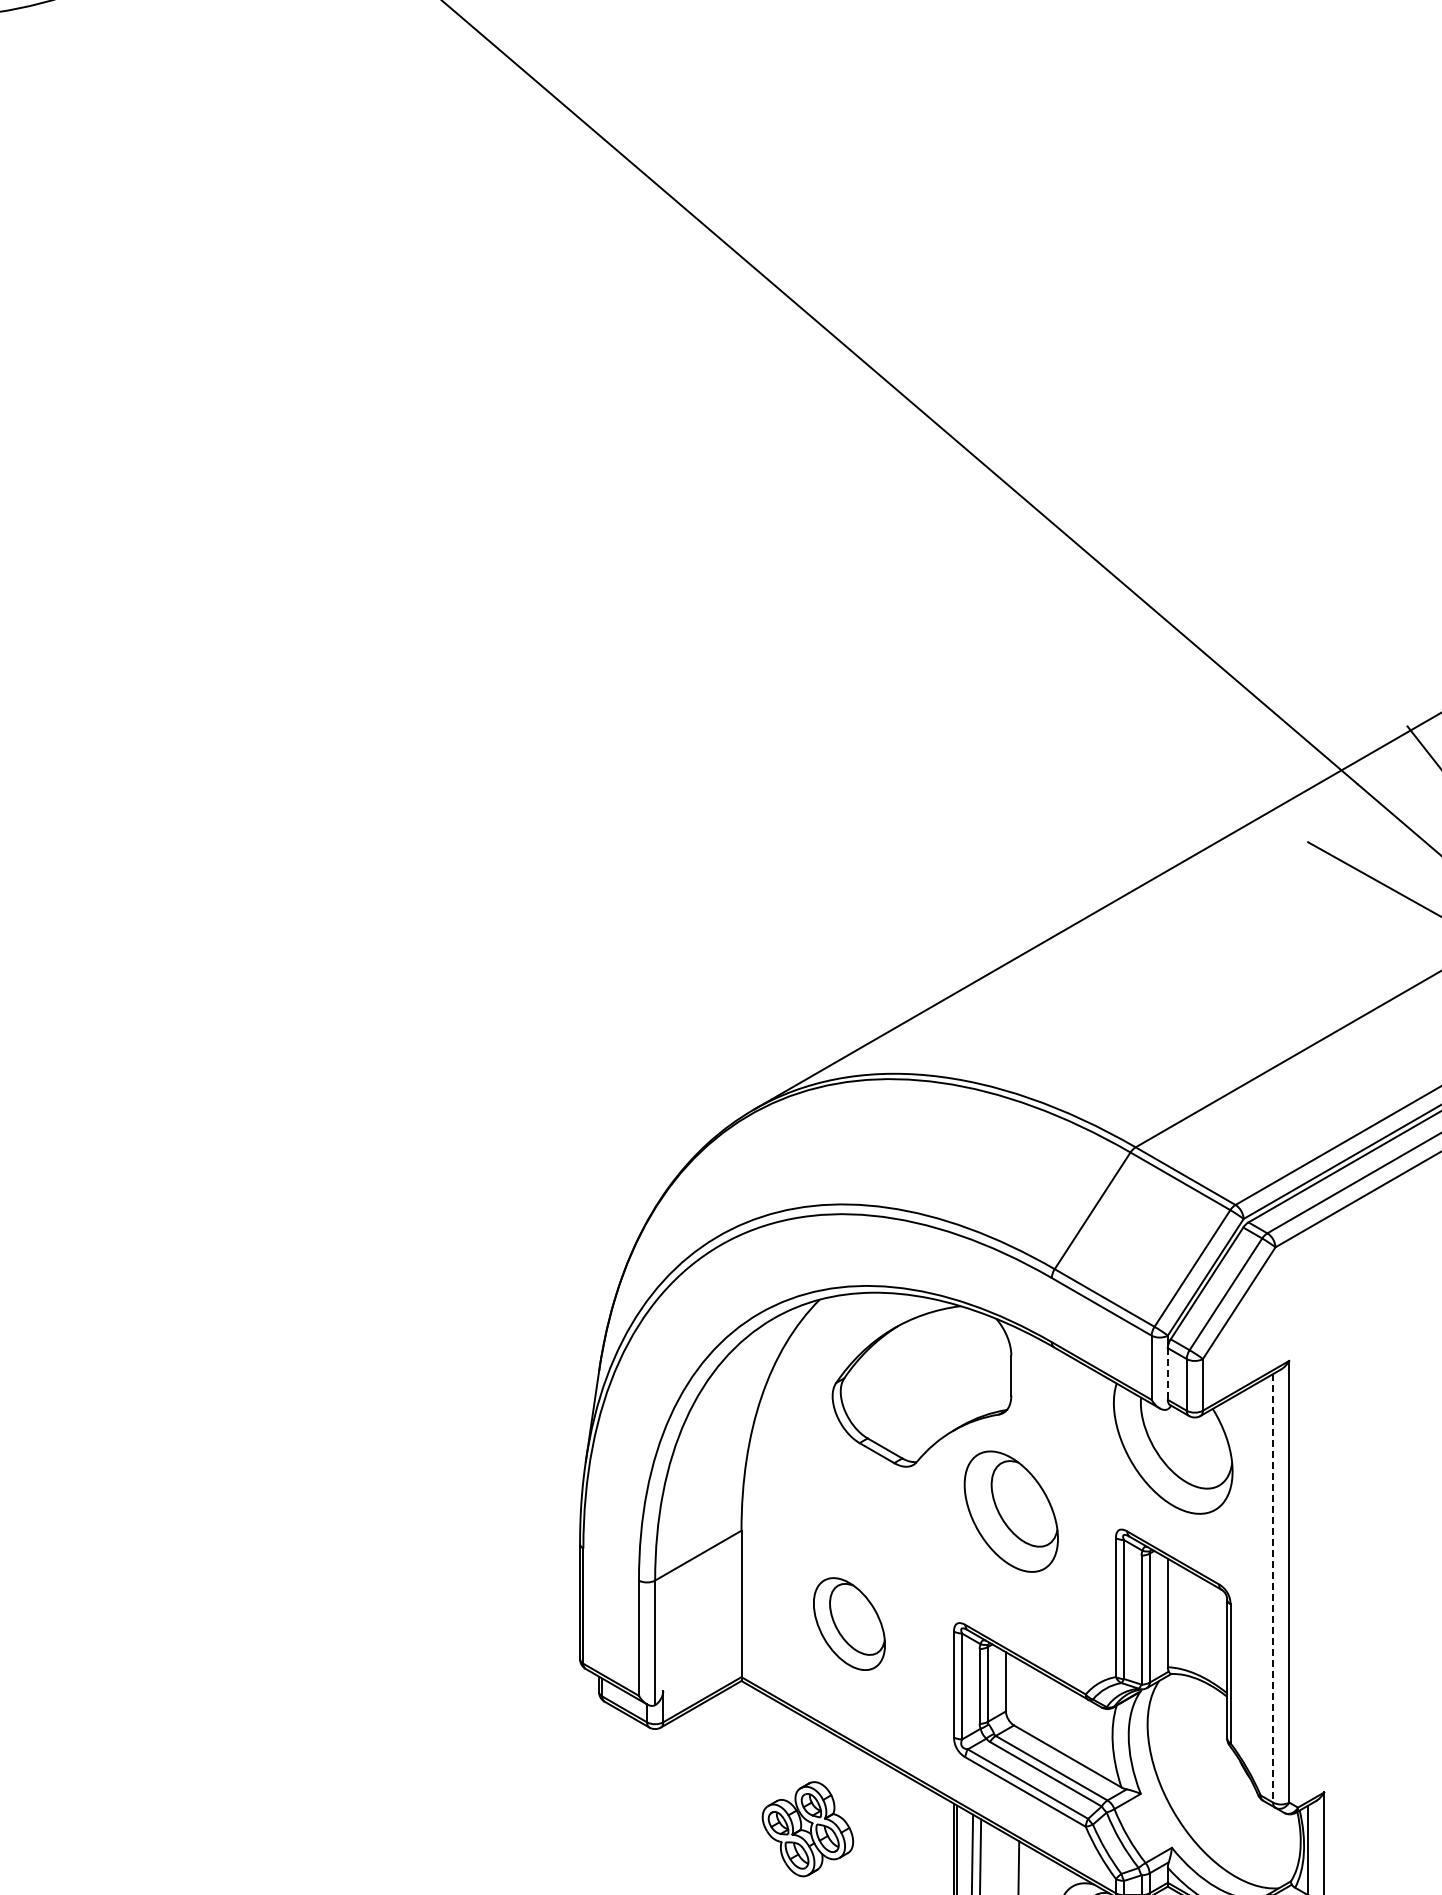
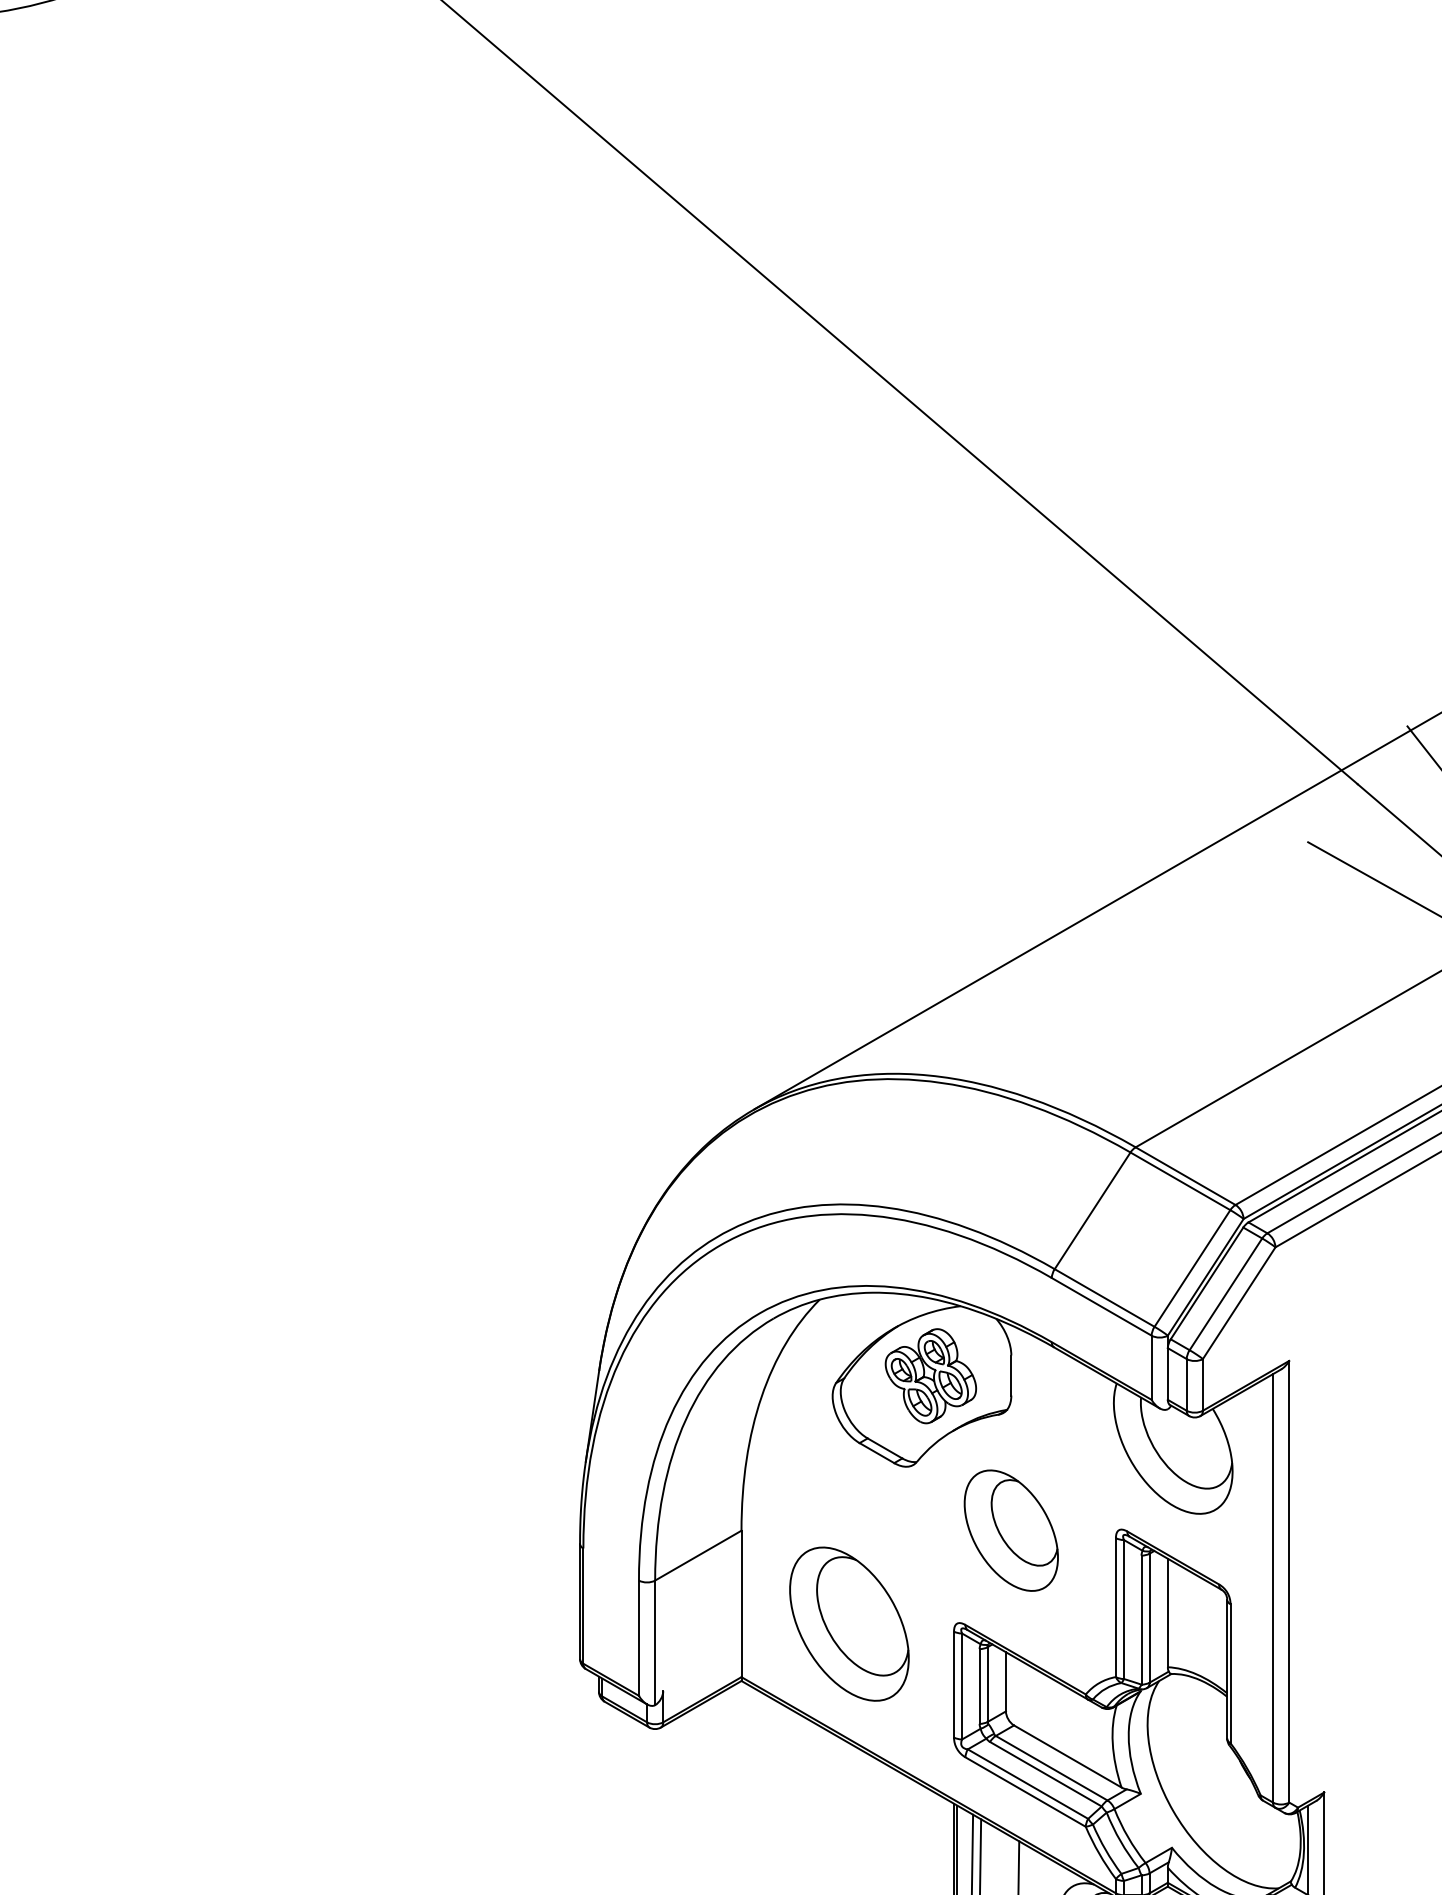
line: dashed -> solid (1167, 1374)
part position: (1010, 1511) -> (1010, 1530) (1010, 1530)
line: dashed -> solid (1273, 1588)
part size: 73x94 px -> 121x156 px (849, 1623)
part position: (807, 1829) -> (930, 1376) (930, 1376)
